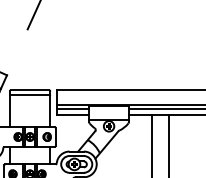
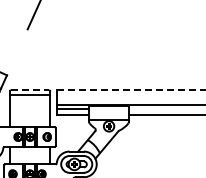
line: solid -> dashed (30, 90)
line: solid -> dashed (130, 90)
line: present -> none (165, 109)
line: present -> none (152, 144)
line: present -> none (168, 144)
